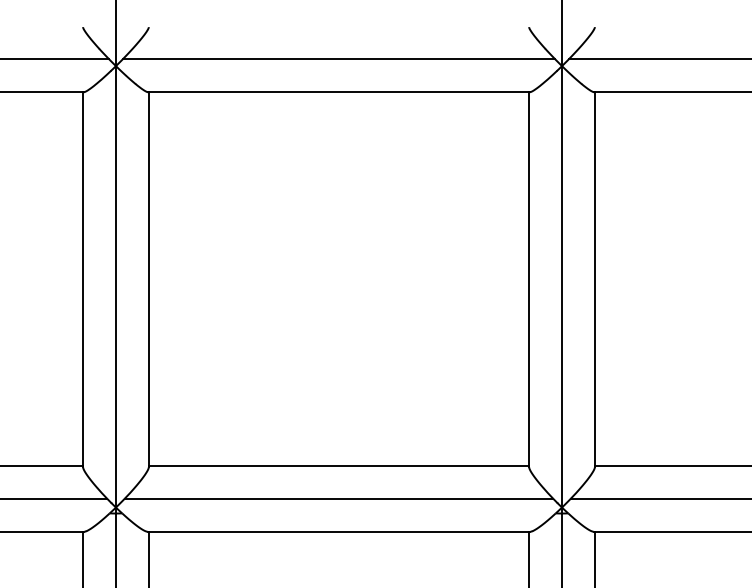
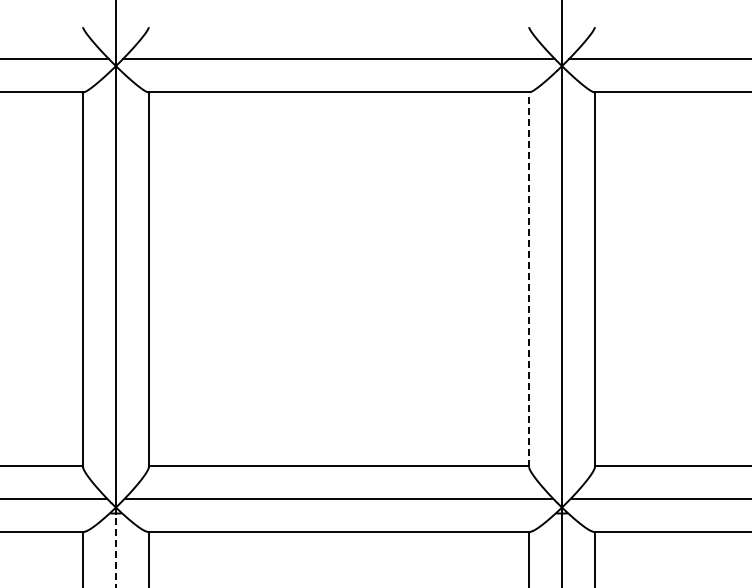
line: solid -> dashed (529, 279)
line: solid -> dashed (115, 550)
